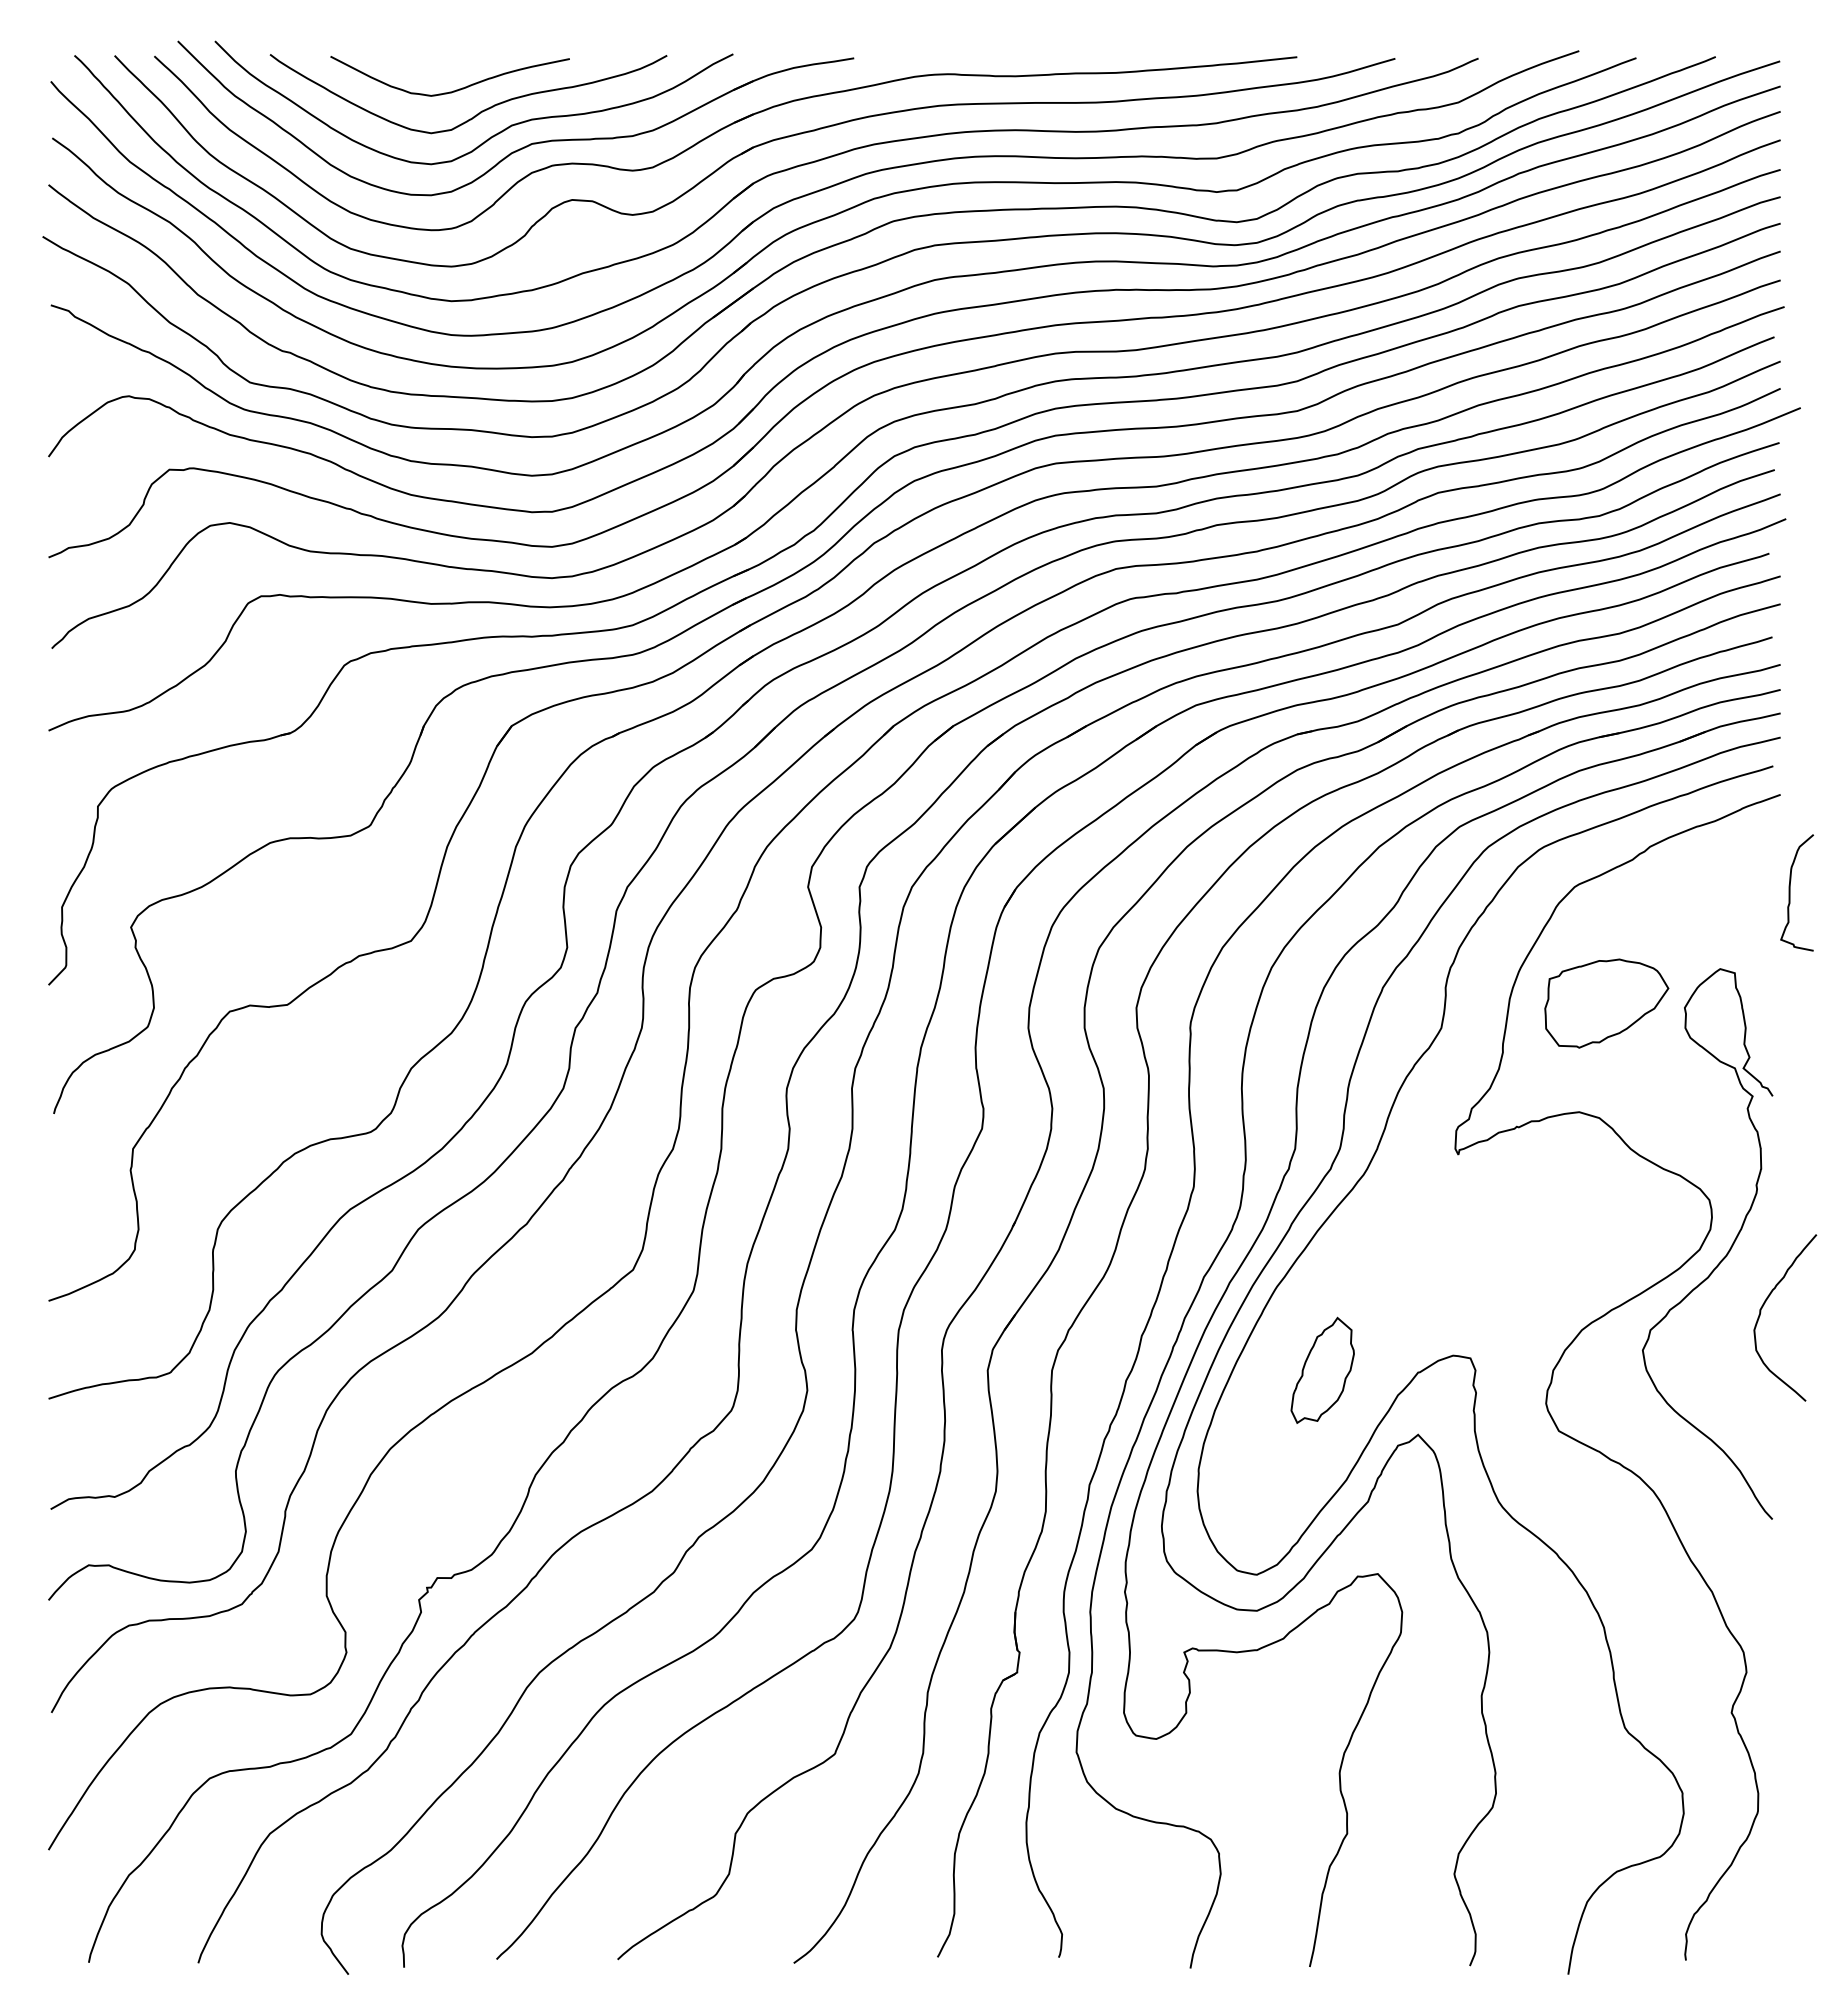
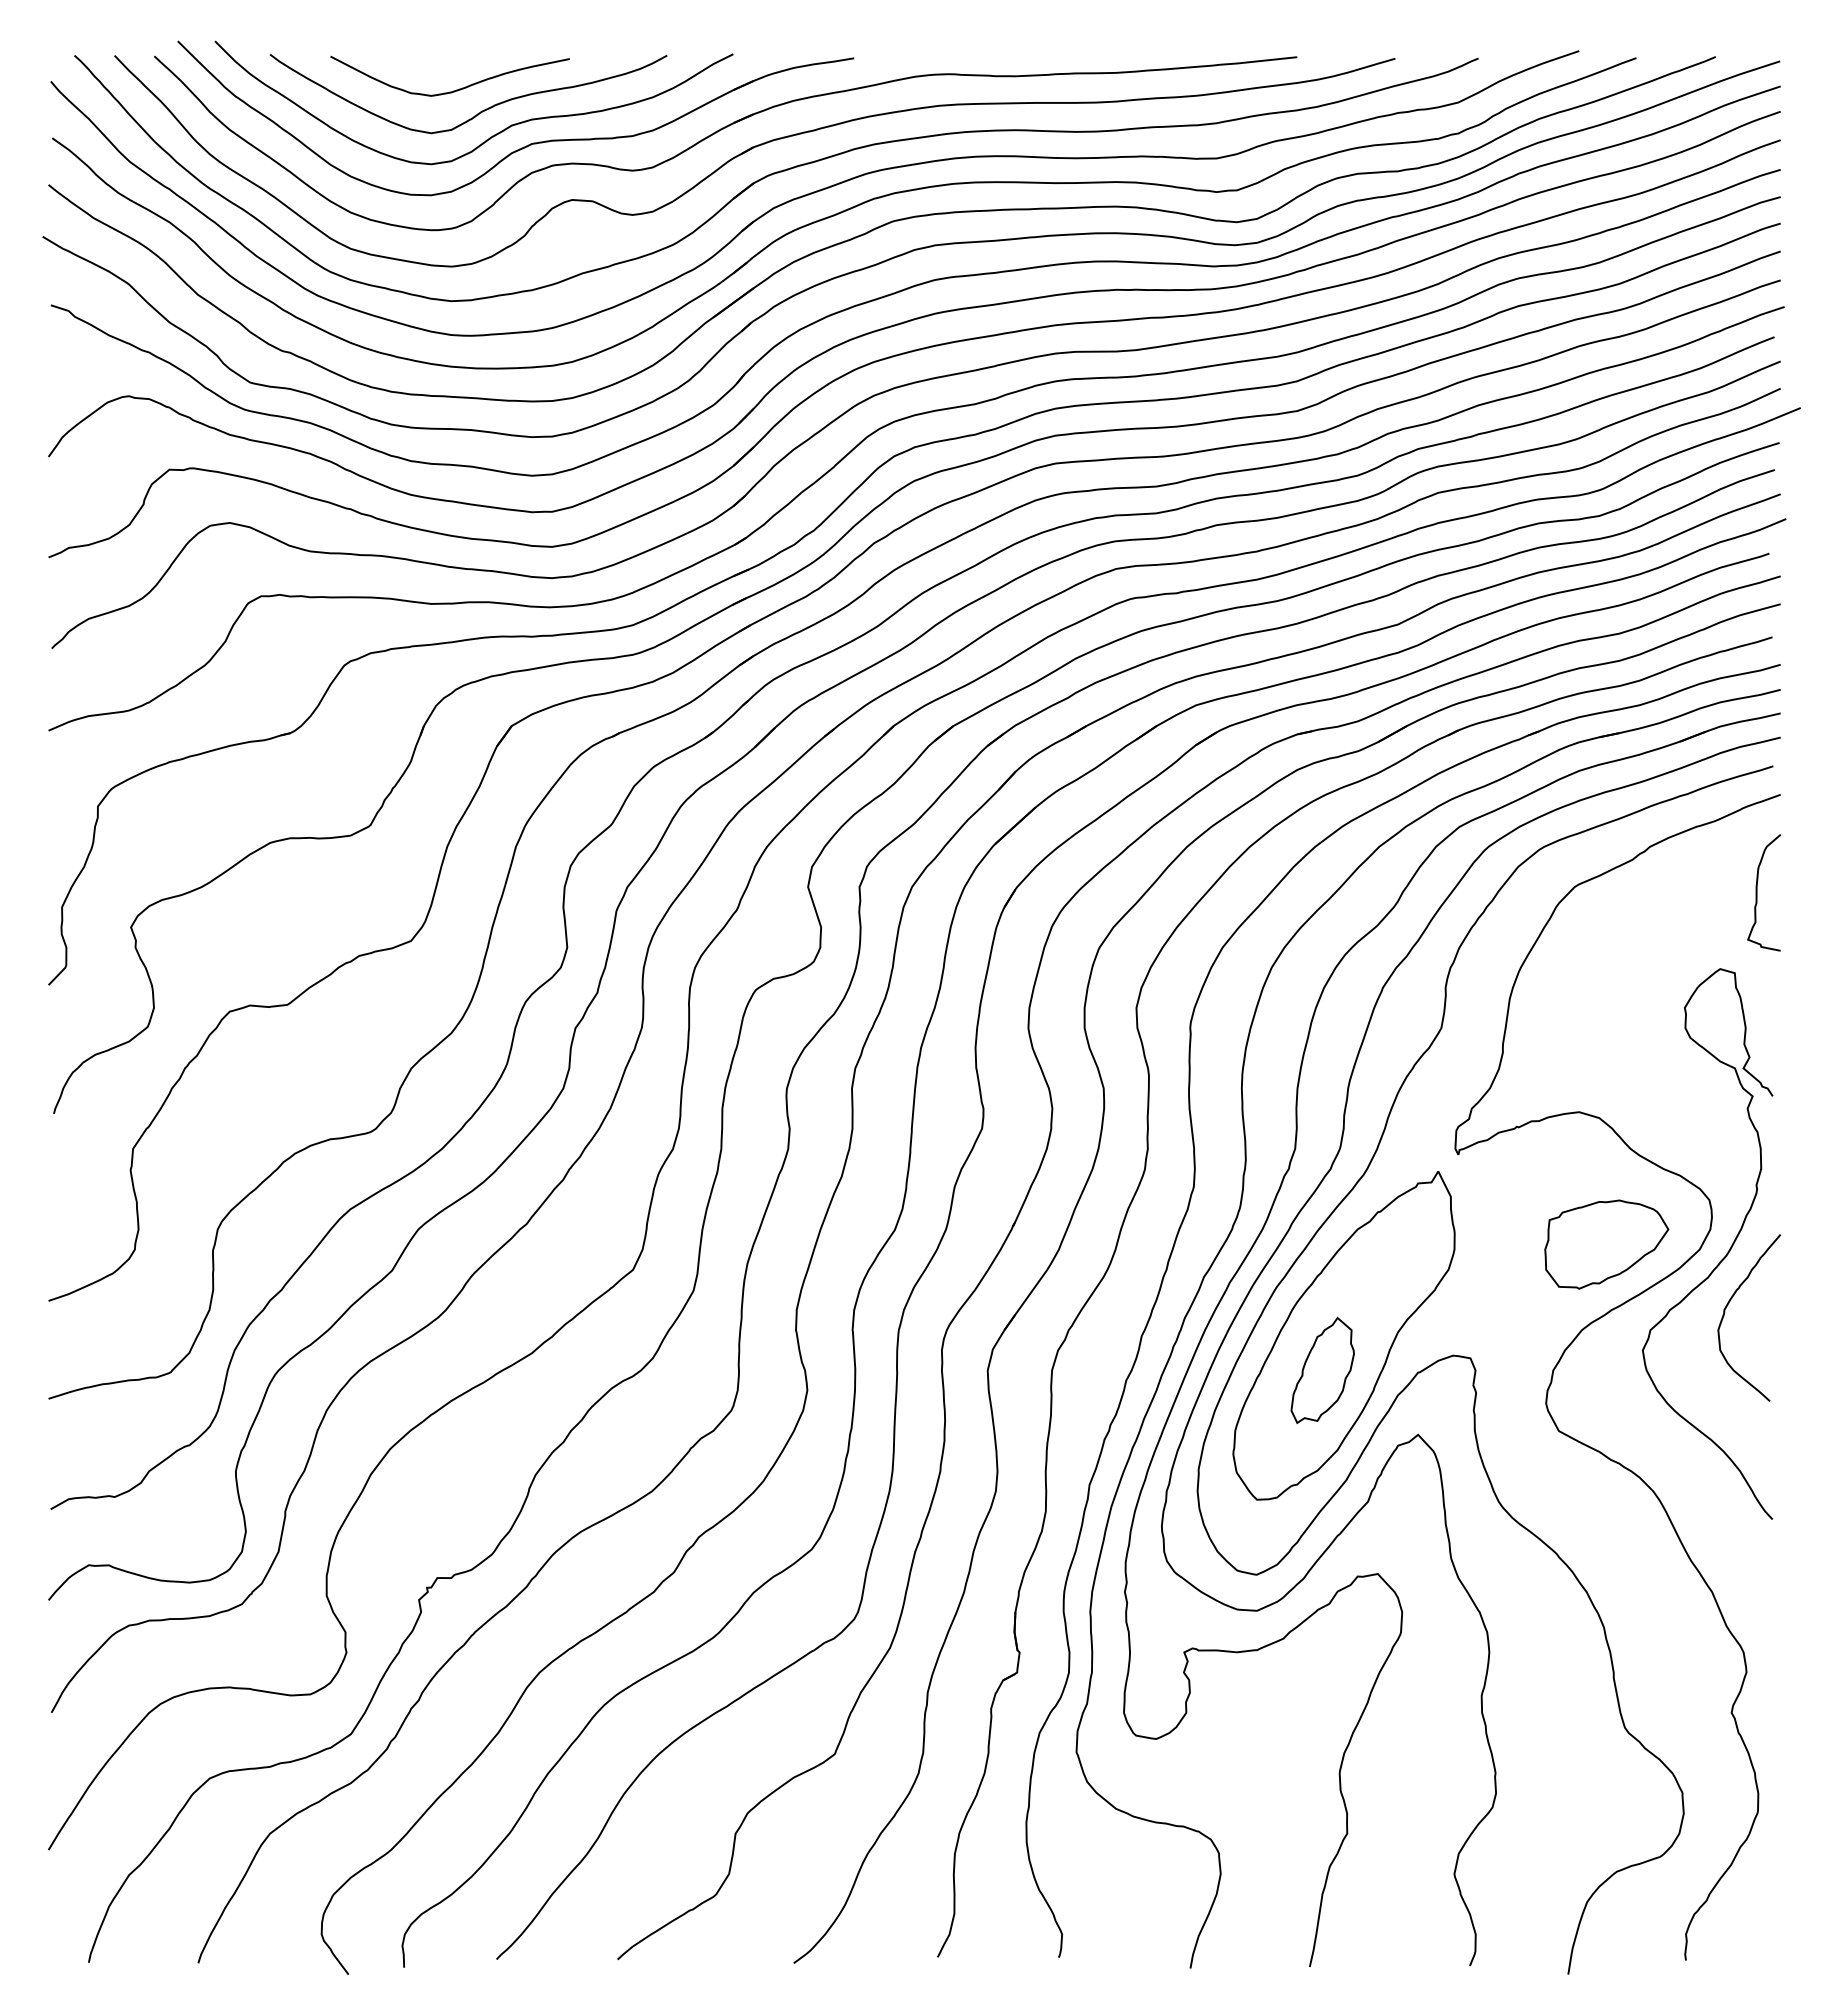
curve position: (1790, 892) -> (1757, 892) (1757, 892)
part position: (1606, 1003) -> (1606, 1244) (1606, 1244)
curve position: (1764, 1305) -> (1728, 1305) (1728, 1305)
part: none -> present (1343, 1335)
